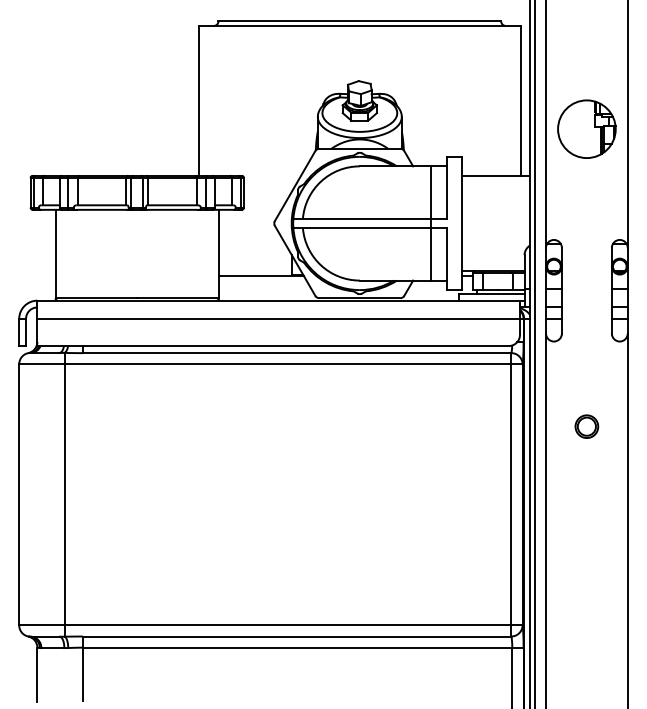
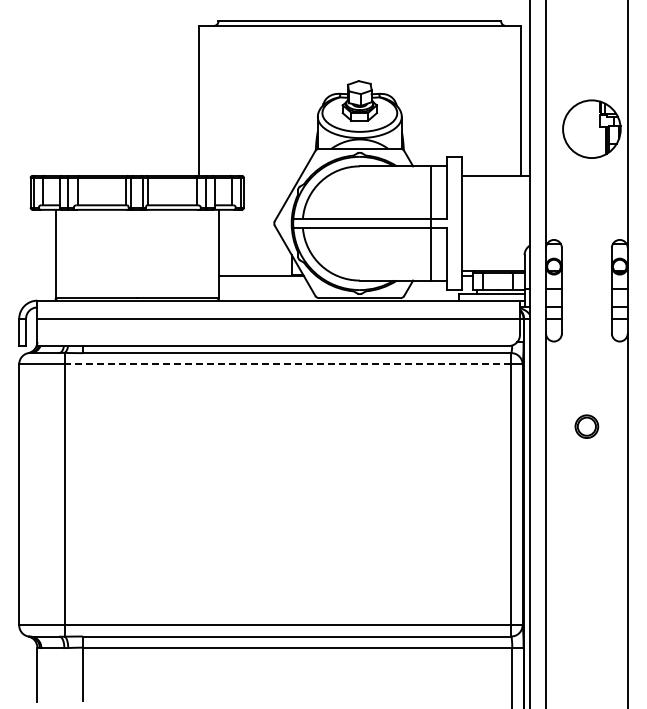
part position: (586, 128) -> (591, 128) (591, 128)
line: present -> none (534, 353)
line: solid -> dashed (287, 364)
